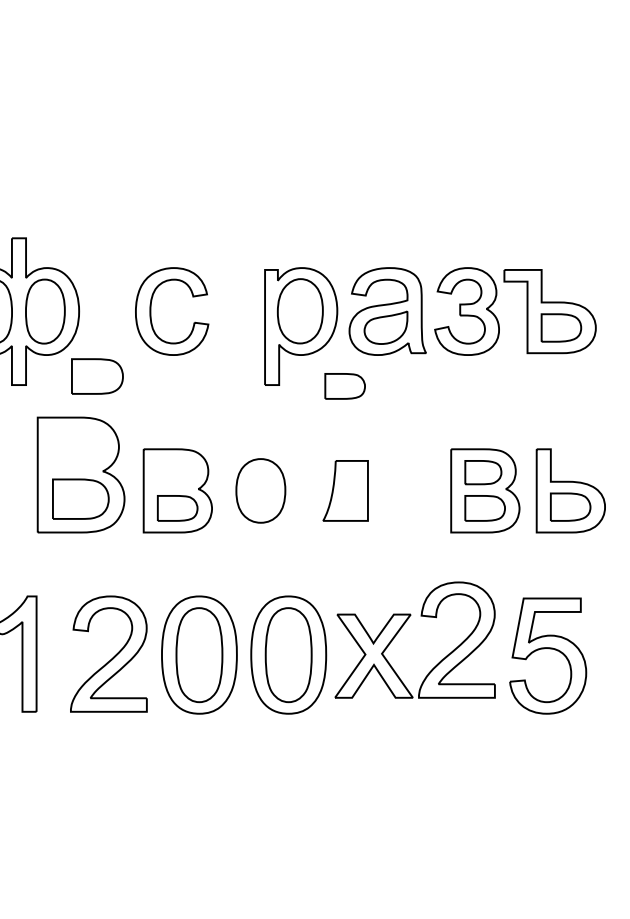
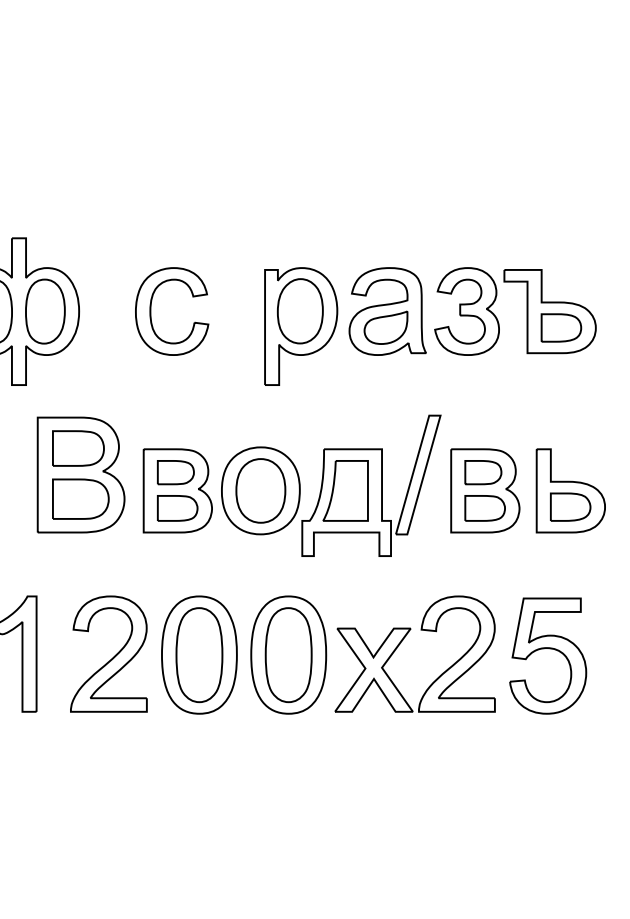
part position: (97, 376) -> (78, 448) (78, 448)
part: present -> none (344, 386)
part: none -> present (175, 472)
part: none -> present (331, 485)
part position: (400, 630) -> (400, 644) (400, 644)
